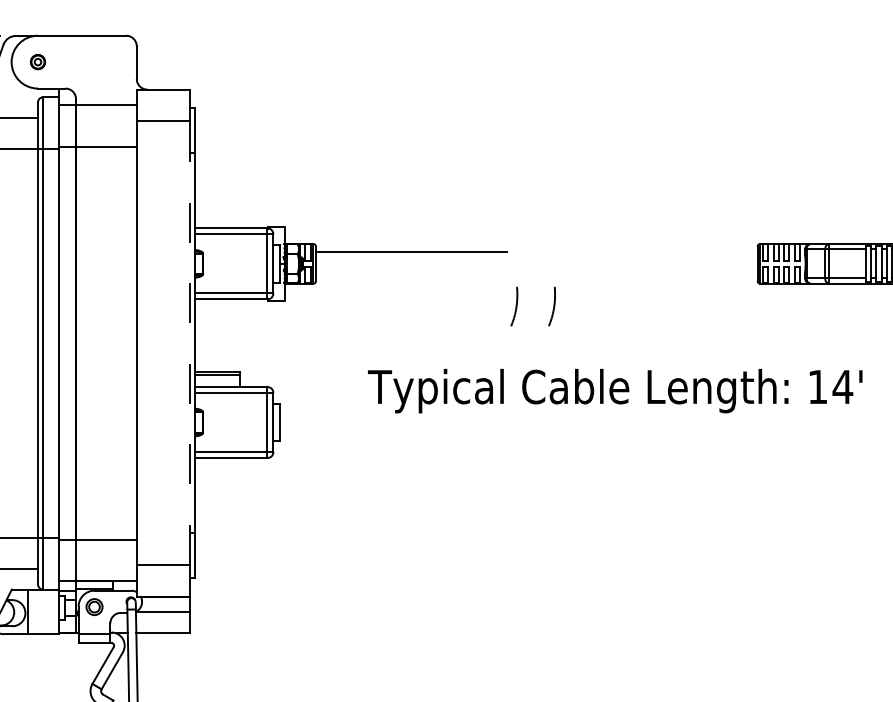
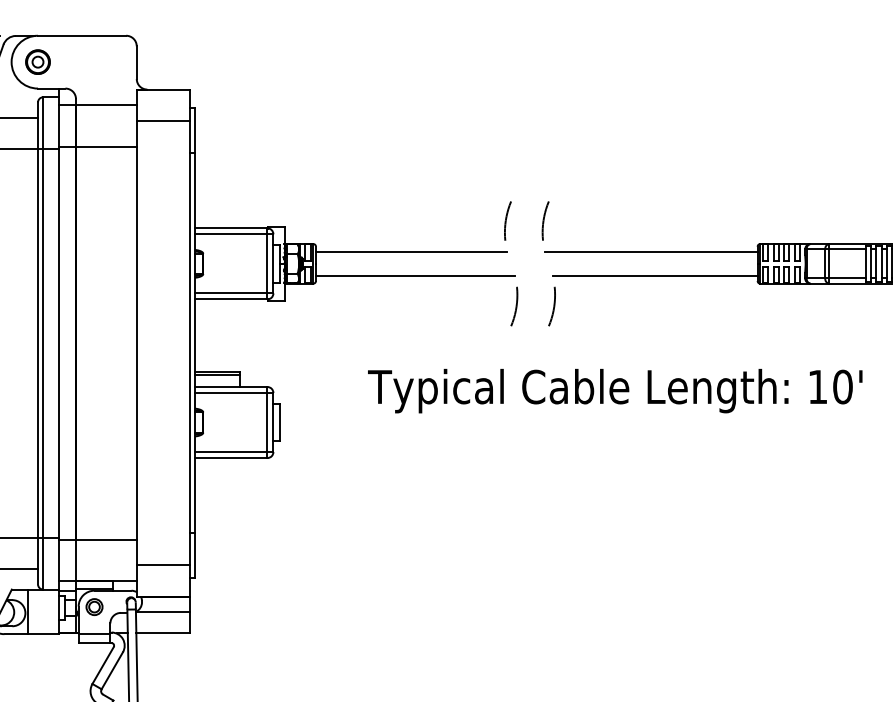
part size: 16x17 px -> 26x26 px (37, 61)
arc: none -> present (506, 220)
arc: none -> present (544, 220)
line: none -> present (650, 251)
line: none -> present (415, 275)
line: none -> present (654, 275)
line: dashed -> solid (189, 343)
text: 14' -> 10' (842, 386)
